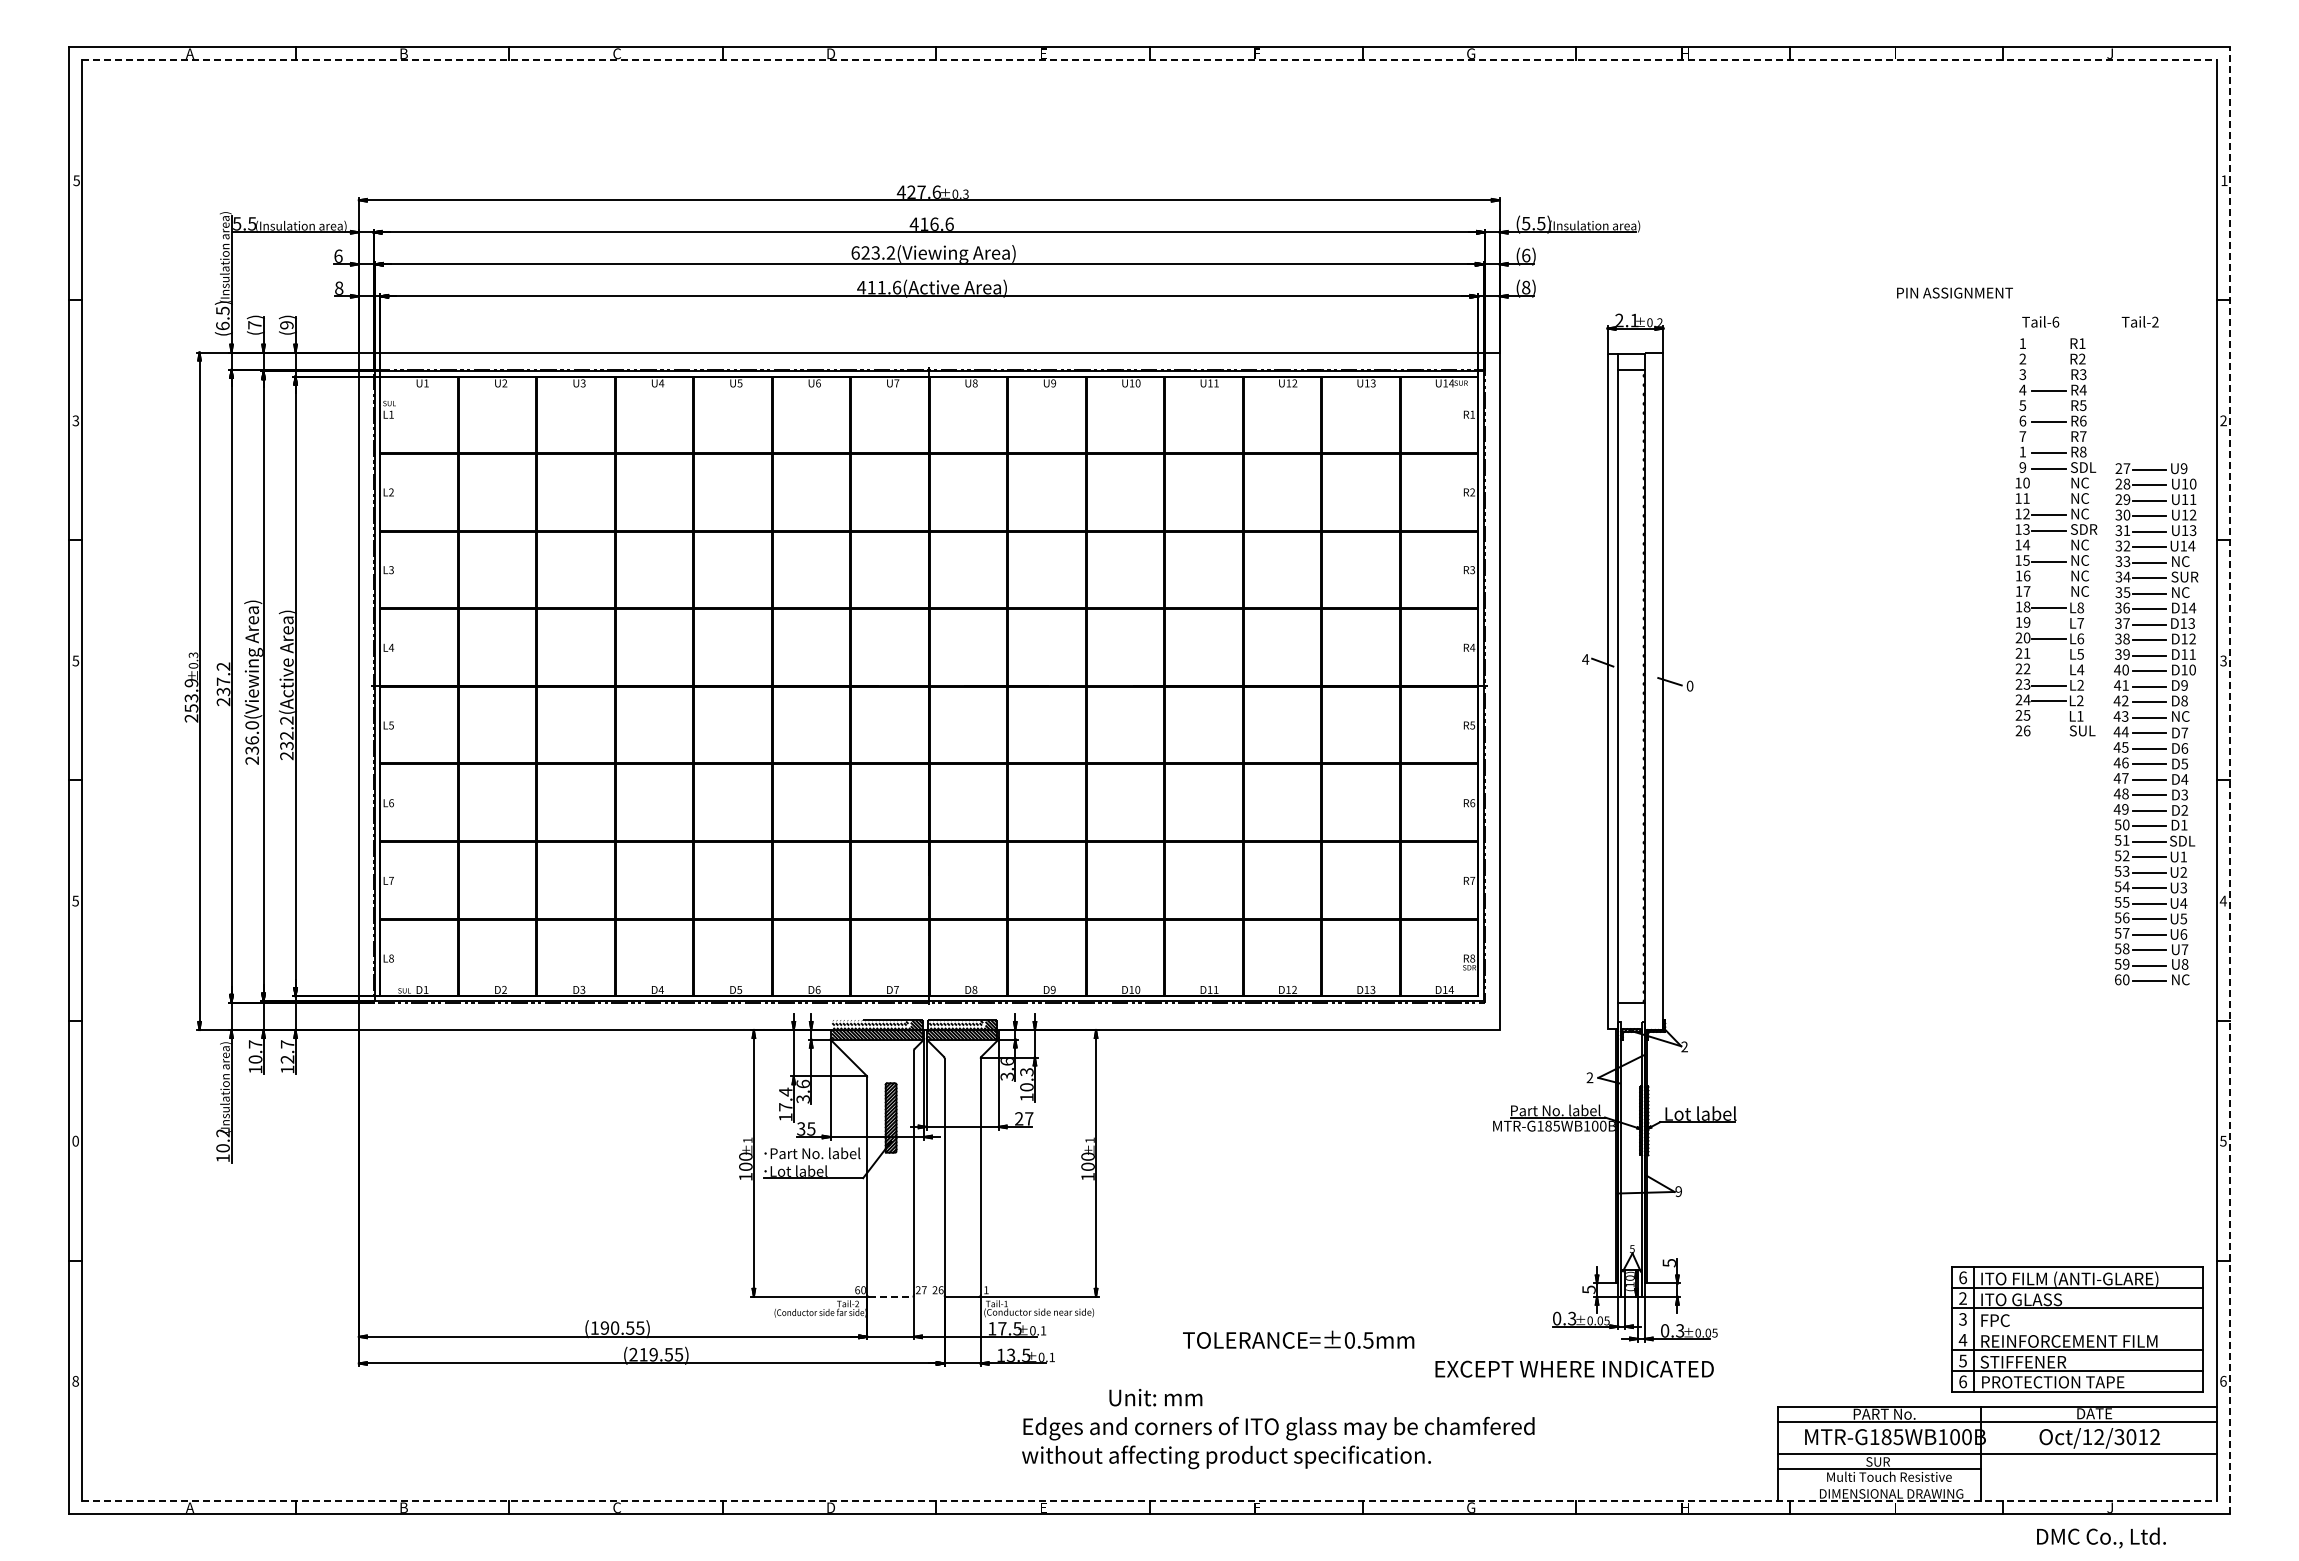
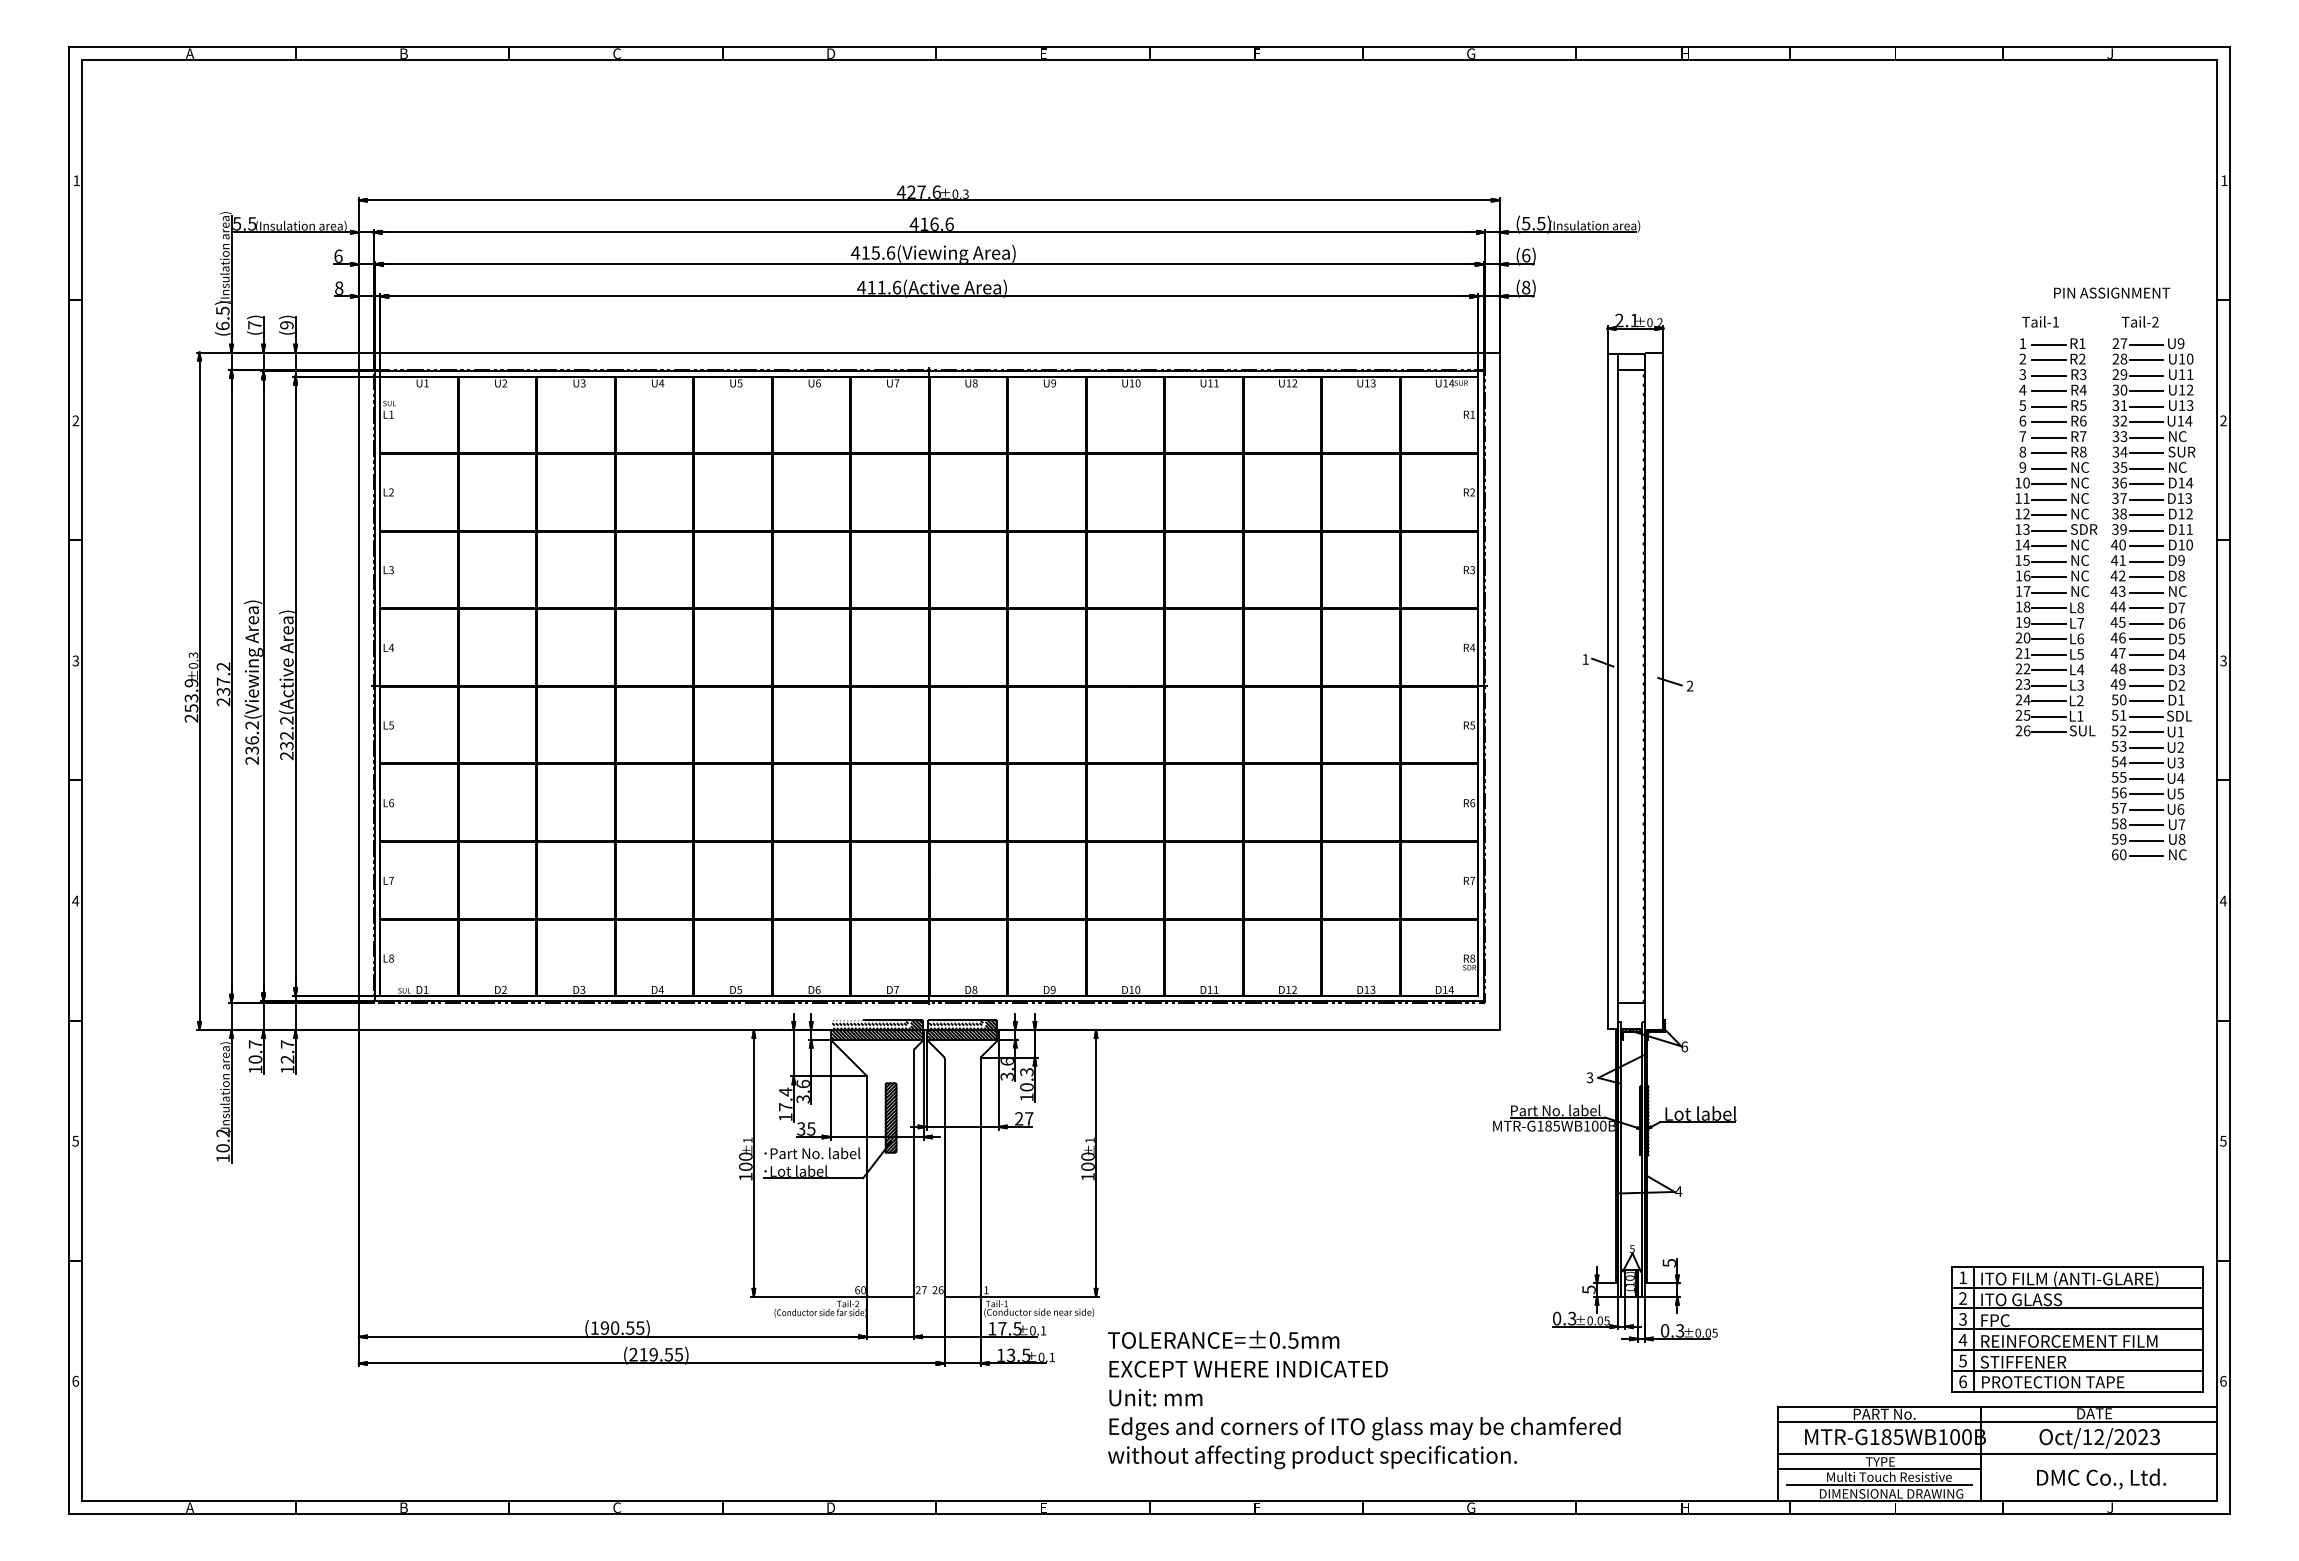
line: dashed -> solid (1150, 60)
text: 5 -> 1 (76, 180)
text: 623.2(Viewing -> 415.6(Viewing (873, 252)
text position: (1954, 292) -> (2111, 292) (2111, 292)
text: Tail-6 -> Tail-1 (2055, 321)
line: none -> present (2048, 344)
line: none -> present (2048, 360)
line: none -> present (2048, 375)
line: none -> present (2048, 406)
text: 3 -> 2 (75, 421)
line: none -> present (2048, 437)
text: 1 -> 8 (2022, 451)
text: SDL -> NC (2083, 467)
line: none -> present (2048, 484)
line: none -> present (2048, 499)
line: none -> present (2048, 546)
line: none -> present (2048, 577)
line: none -> present (2048, 592)
line: none -> present (2048, 623)
line: none -> present (2048, 654)
text: 4 -> 1 (1585, 659)
text: 5 -> 3 (76, 660)
line: none -> present (2048, 670)
text: 0 -> 2 (1689, 685)
text: L2 -> L3 (2080, 685)
line: none -> present (2048, 716)
part position: (2155, 724) -> (2152, 599) (2152, 599)
text: 236.0(Viewing -> 236.2(Viewing (252, 725)
line: none -> present (2048, 732)
line: dashed -> solid (2230, 780)
text: 5 -> 4 (75, 900)
text: 2 -> 6 (1684, 1046)
text: 2 -> 3 (1589, 1078)
text: 0 -> 5 (75, 1140)
text: 9 -> 4 (1678, 1191)
text: 6 -> 1 (1962, 1277)
line: dashed -> solid (891, 1296)
line: none -> present (2077, 1329)
text position: (1298, 1339) -> (1223, 1339) (1223, 1339)
text position: (1574, 1368) -> (1248, 1368) (1248, 1368)
text: 8 -> 6 (75, 1381)
text: Oct/12/3012 -> Oct/12/2023 (2136, 1437)
text position: (1278, 1442) -> (1364, 1442) (1364, 1442)
text: SUR -> TYPE (1880, 1461)
line: none -> present (1879, 1485)
line: dashed -> solid (1150, 1500)
text position: (2101, 1537) -> (2101, 1478) (2101, 1478)
